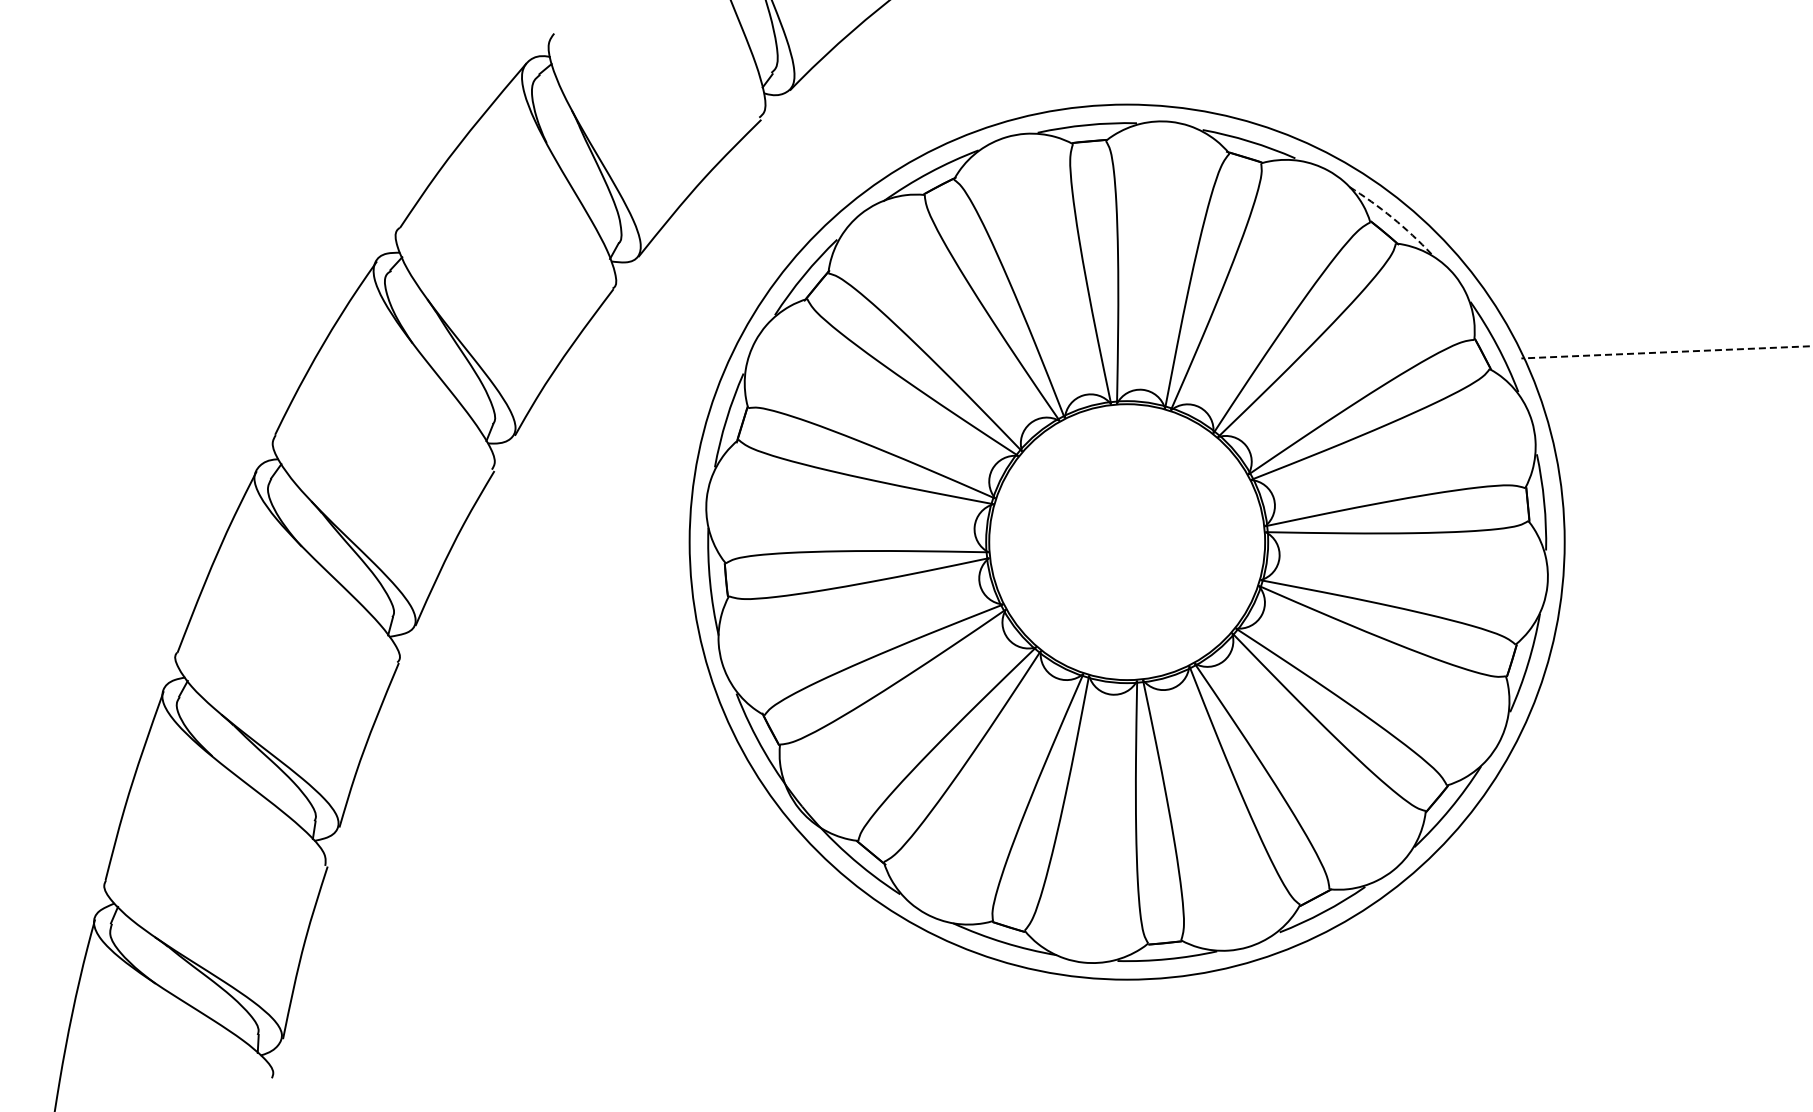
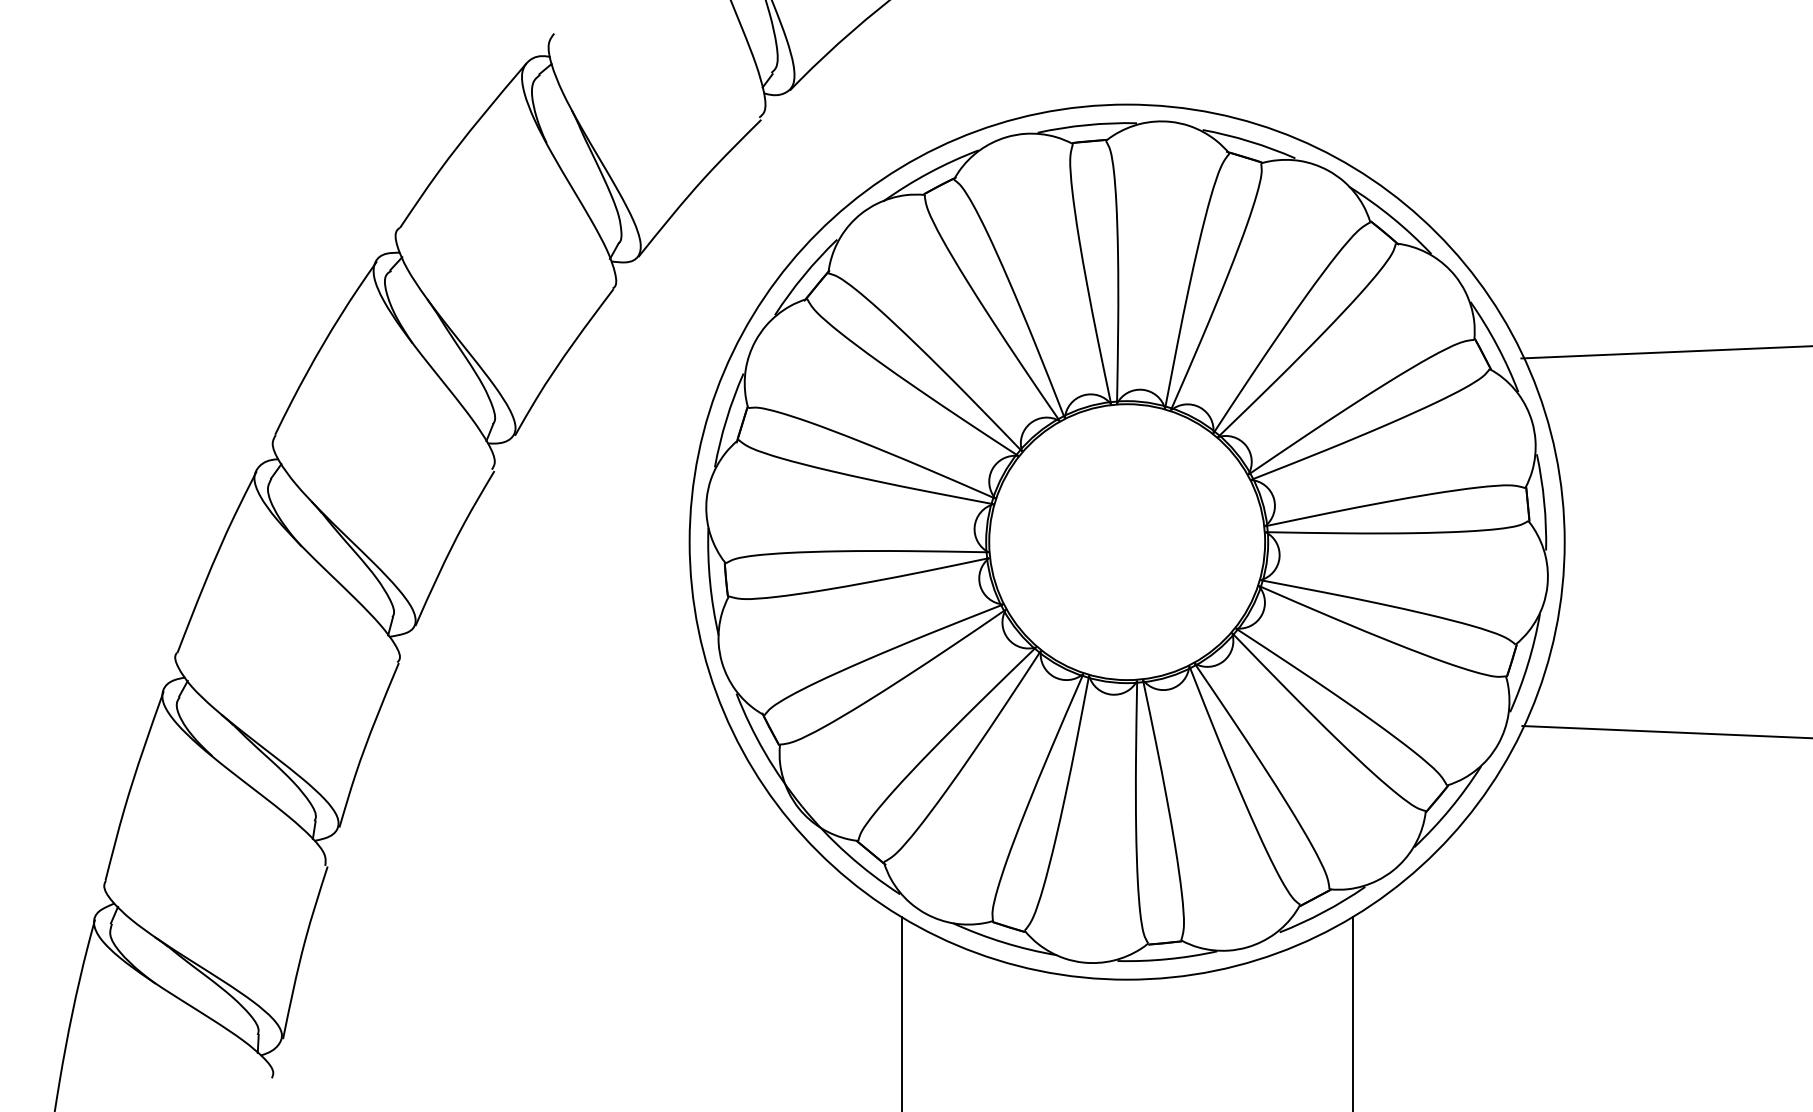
arc: dashed -> solid (1392, 217)
line: dashed -> solid (1667, 352)
line: none -> present (1665, 732)
line: none -> present (901, 1012)
line: none -> present (1352, 1012)
